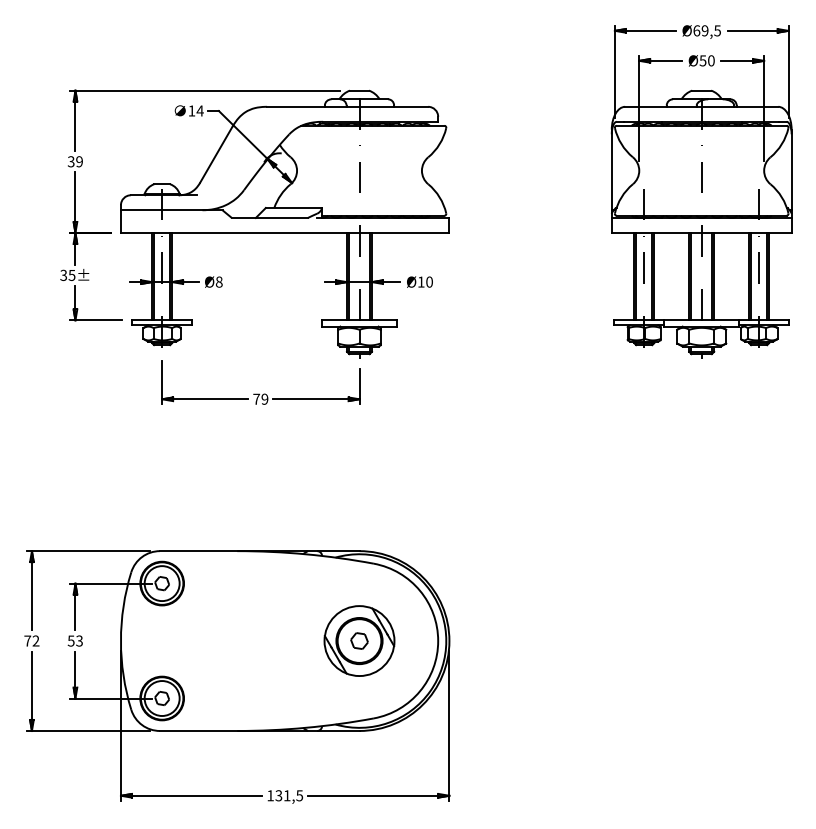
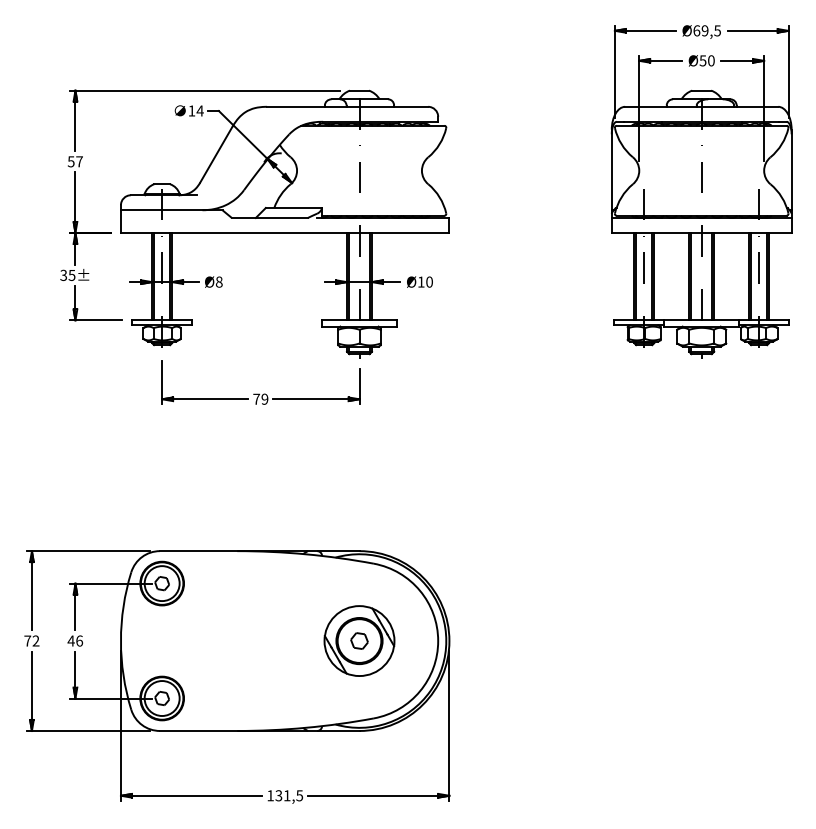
text: 39 -> 57 (75, 161)
text: 53 -> 46 (75, 640)
